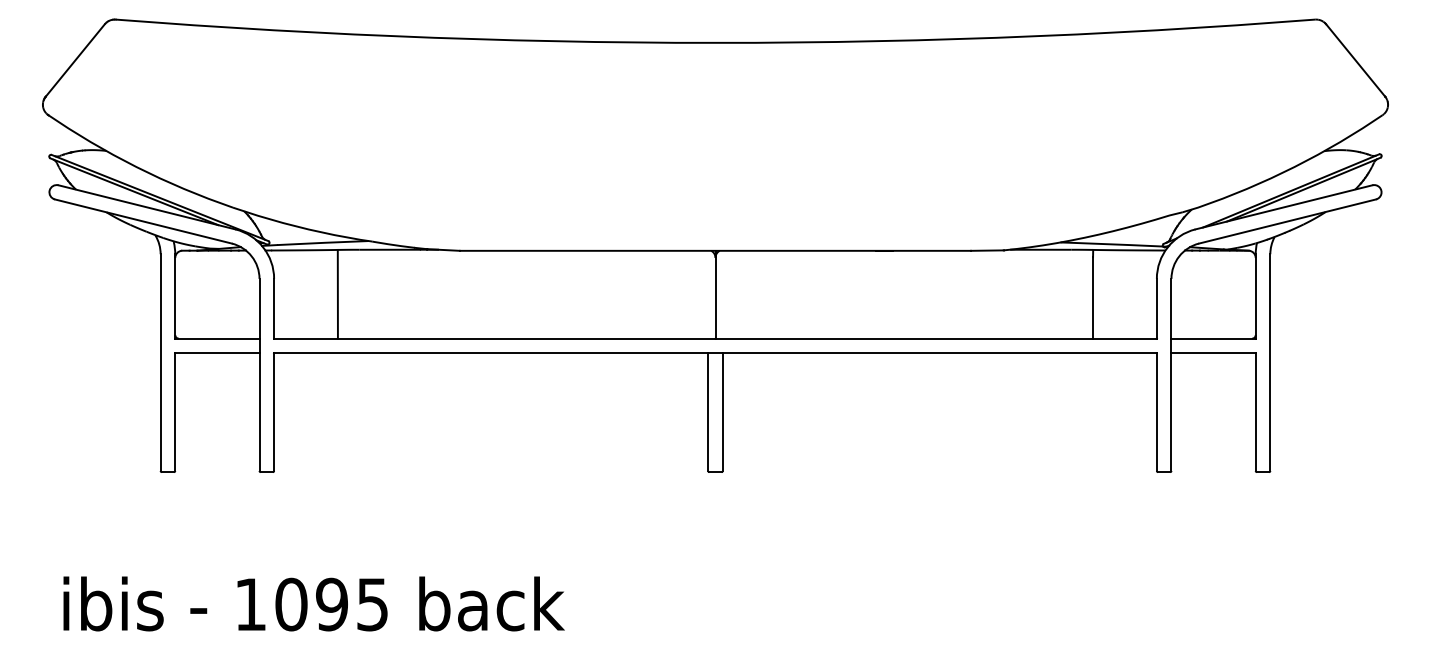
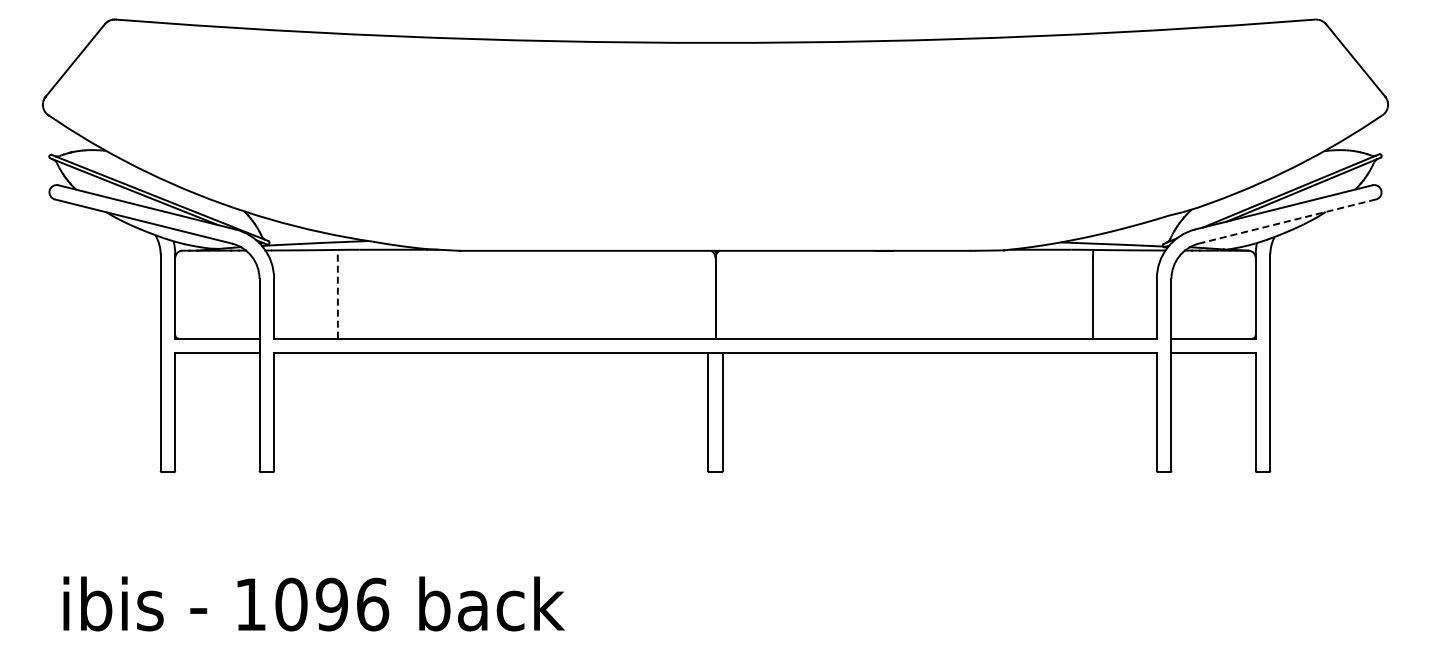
line: solid -> dashed (1287, 221)
line: solid -> dashed (337, 293)
text: 1095 -> 1096 (373, 604)
